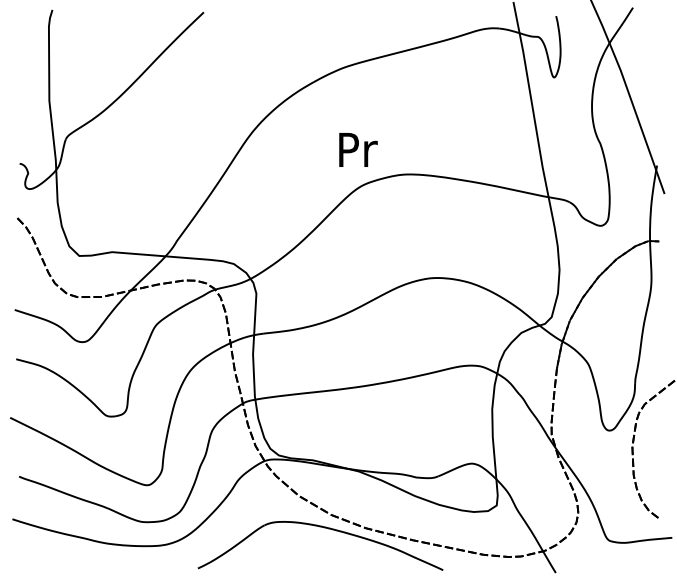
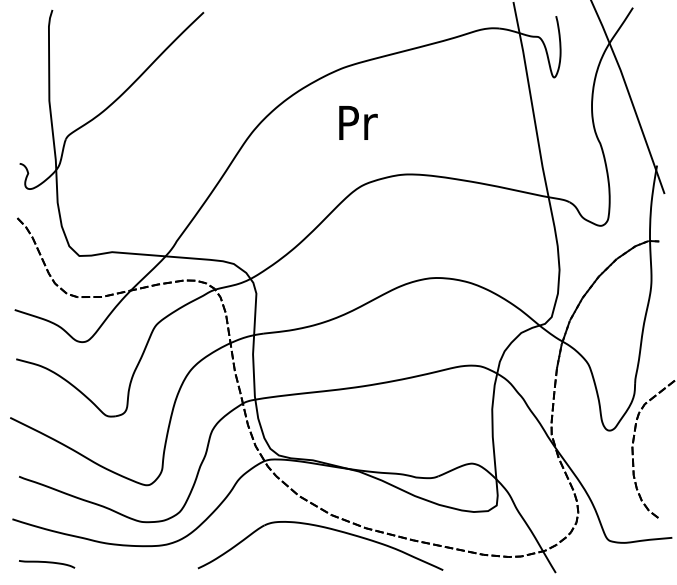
text position: (358, 149) -> (358, 122) (358, 122)
curve: none -> present (47, 563)
